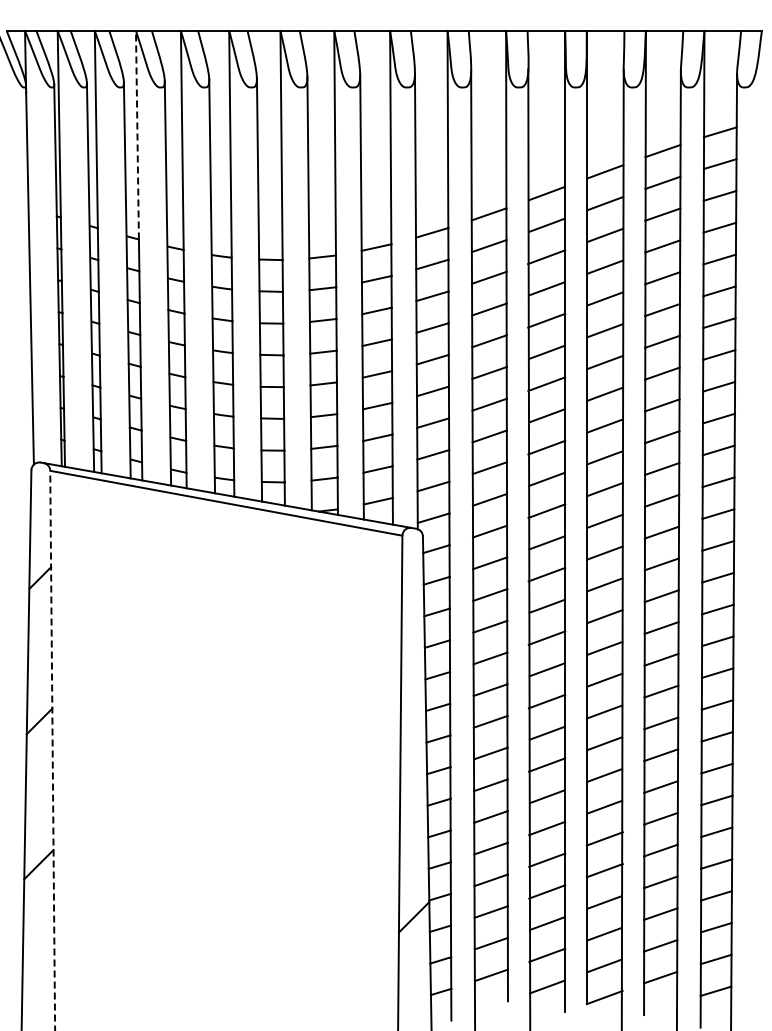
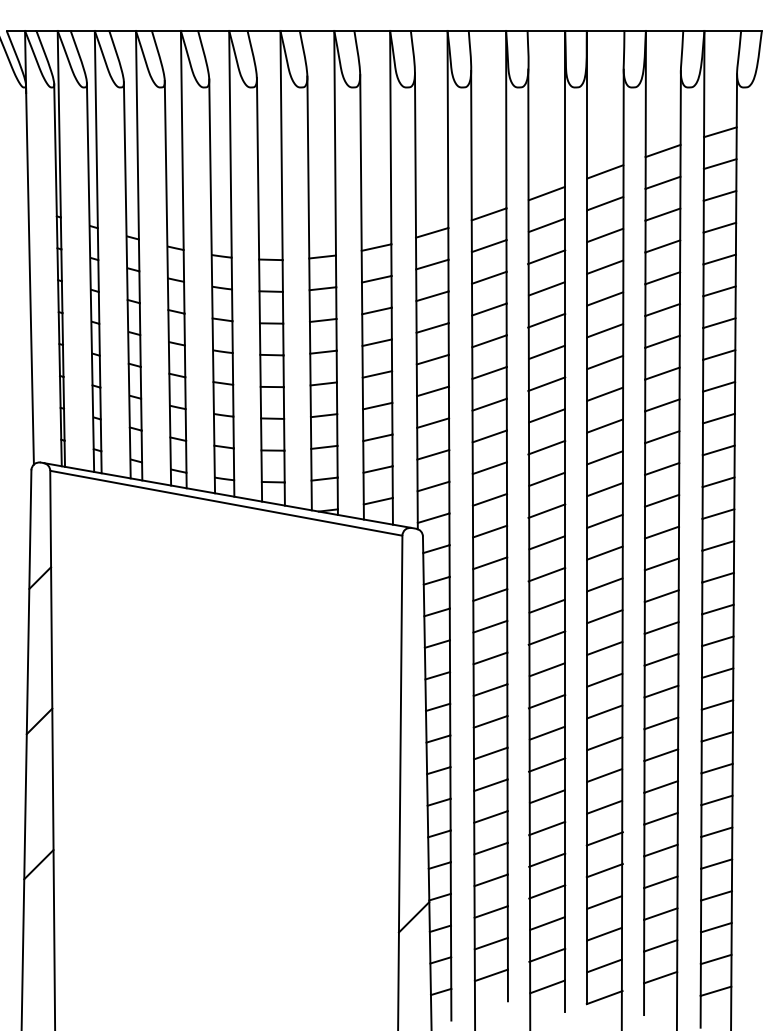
line: dashed -> solid (137, 134)
line: dashed -> solid (52, 750)
